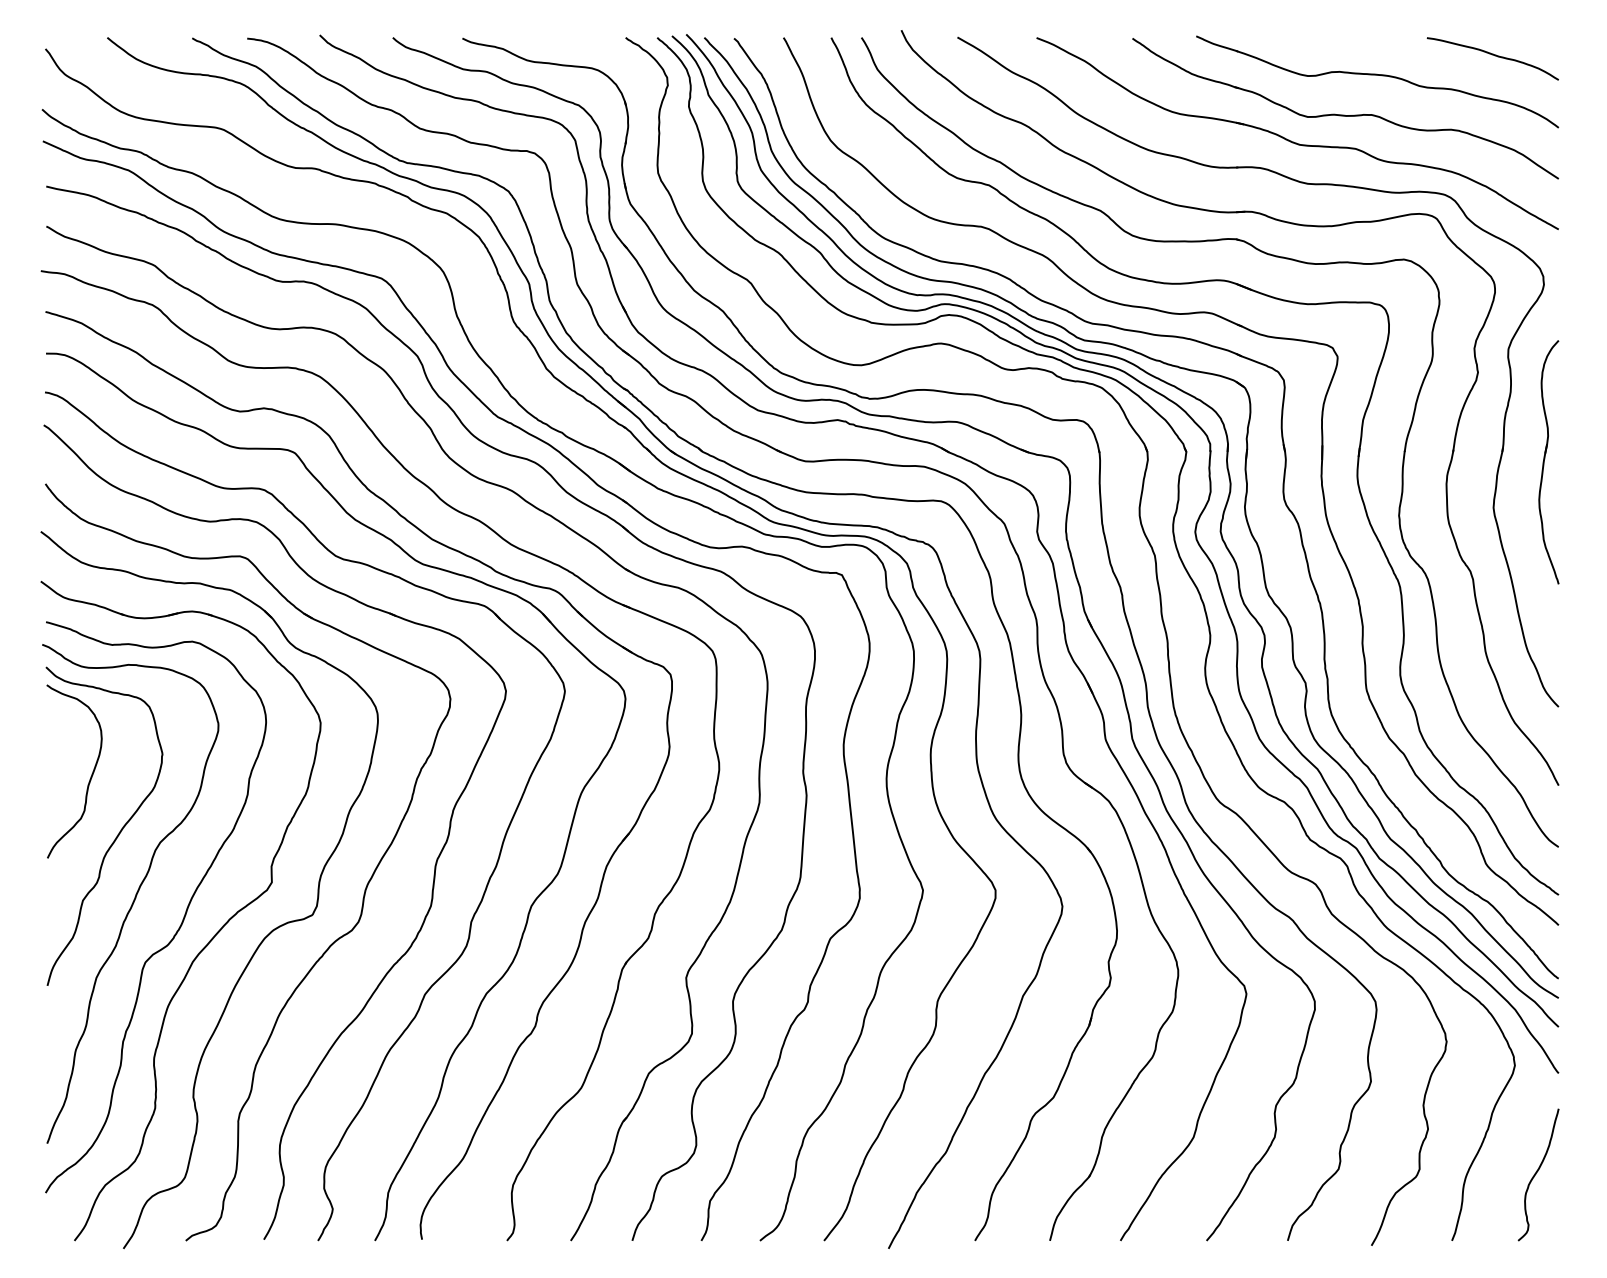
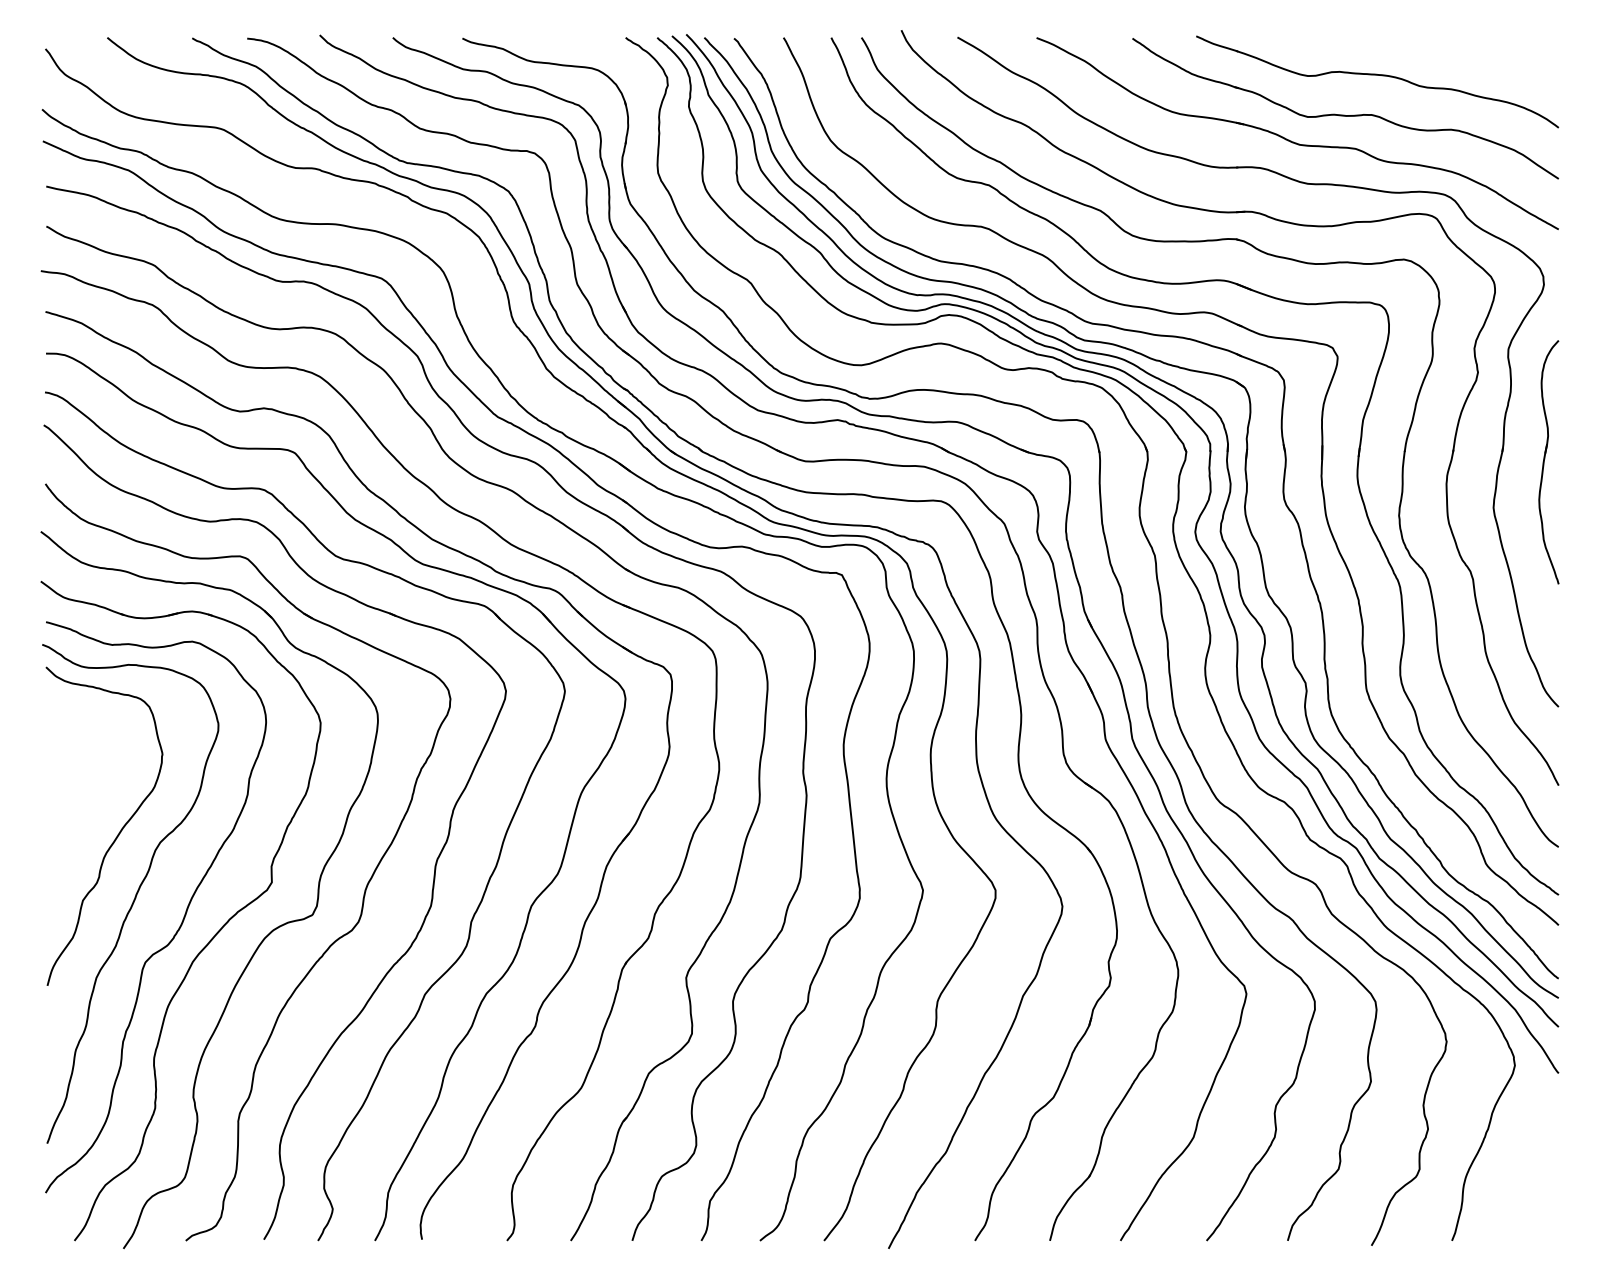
curve: present -> none (1492, 55)
curve: present -> none (90, 776)
curve: present -> none (1536, 1174)
